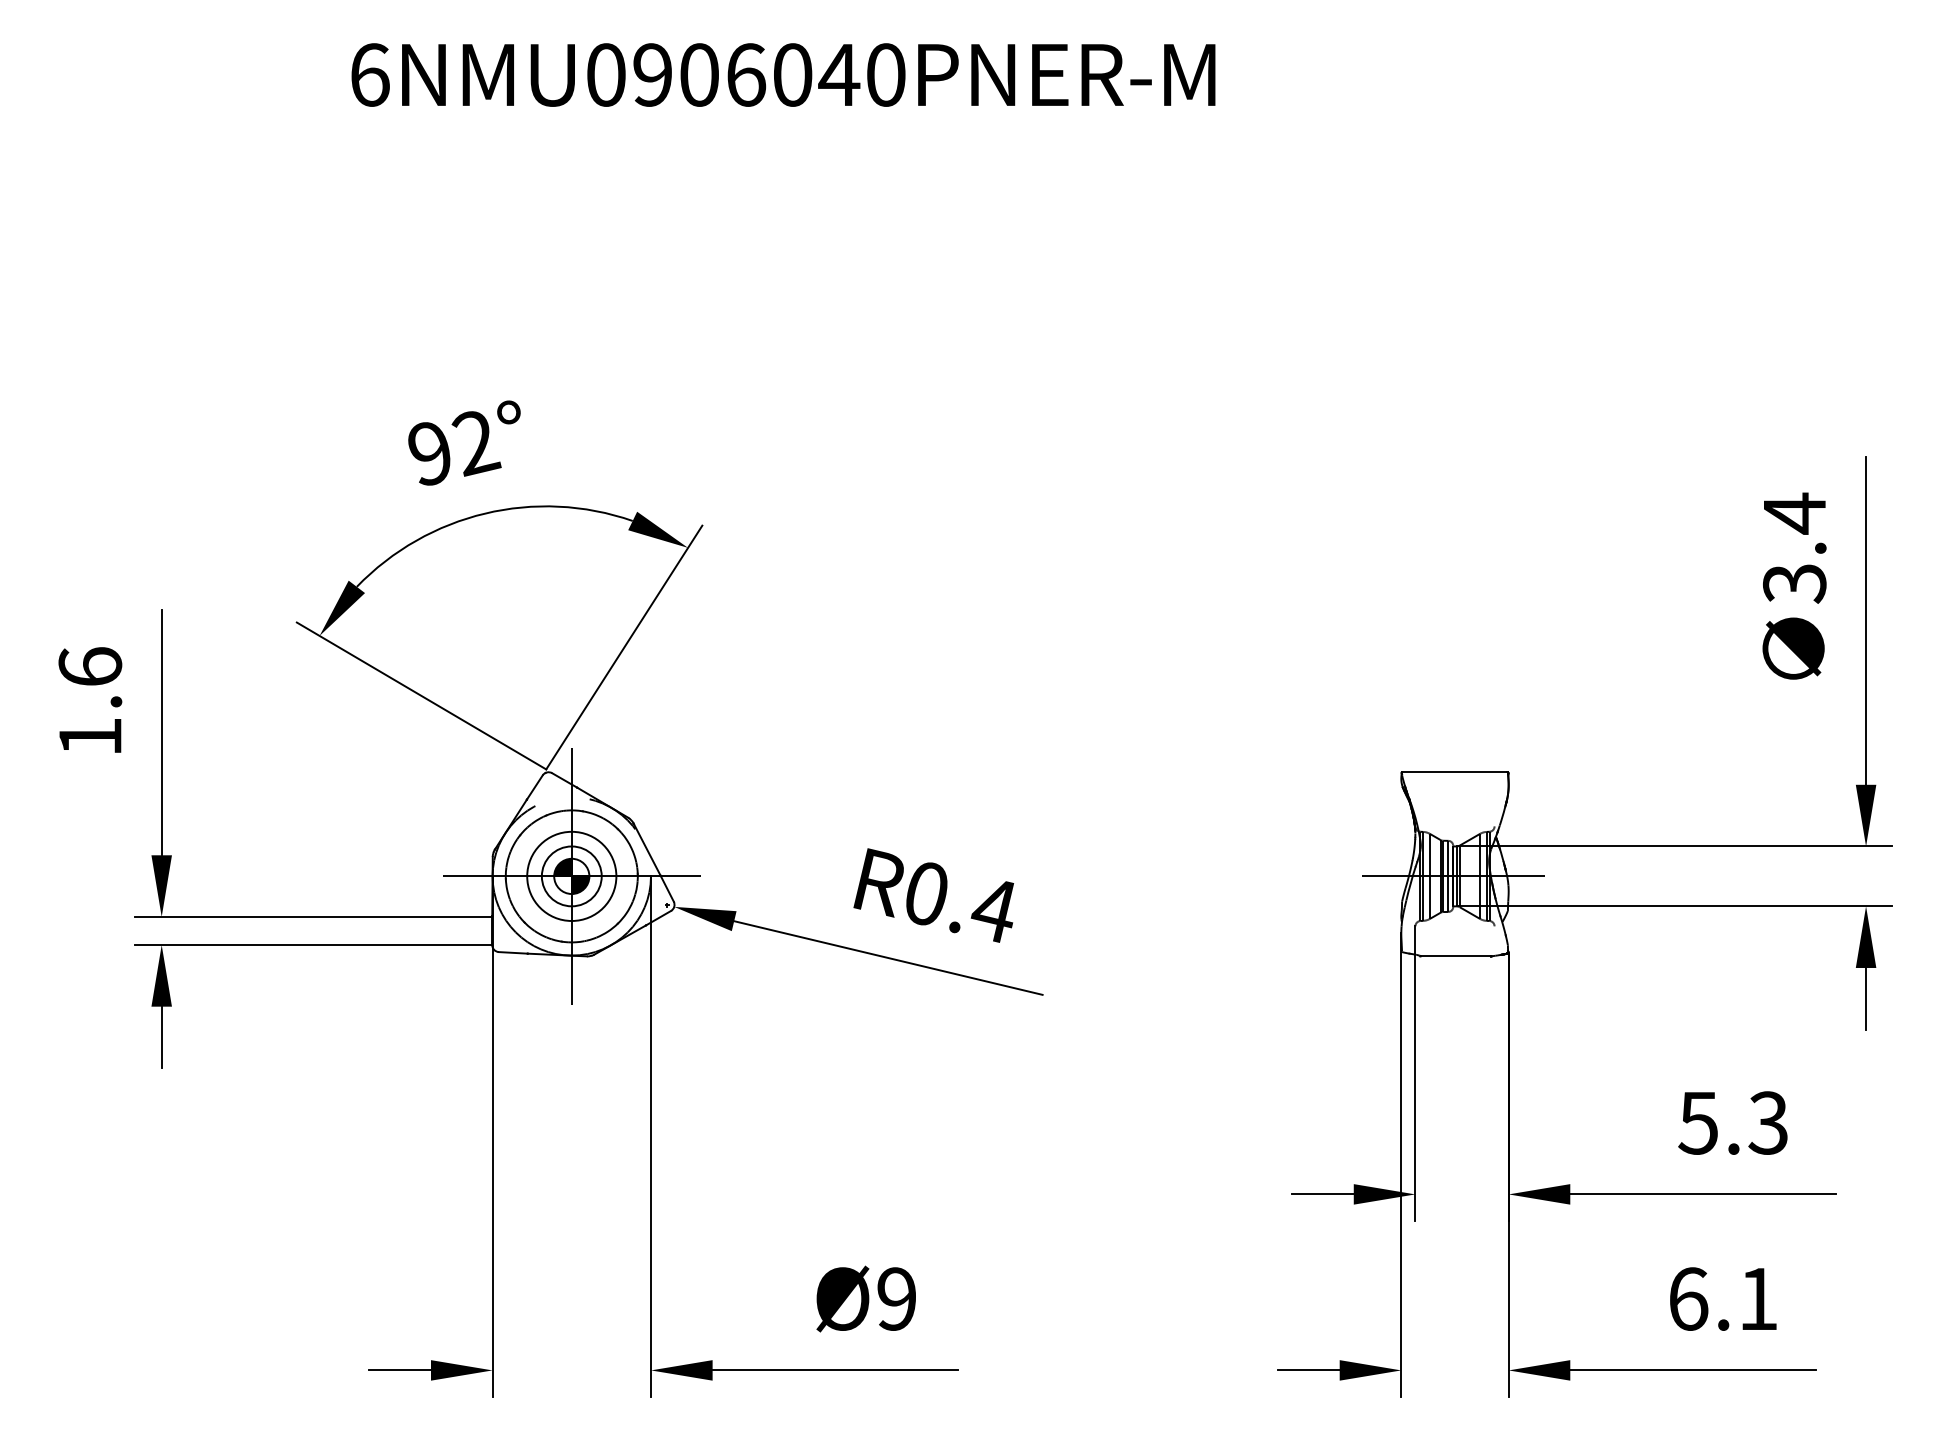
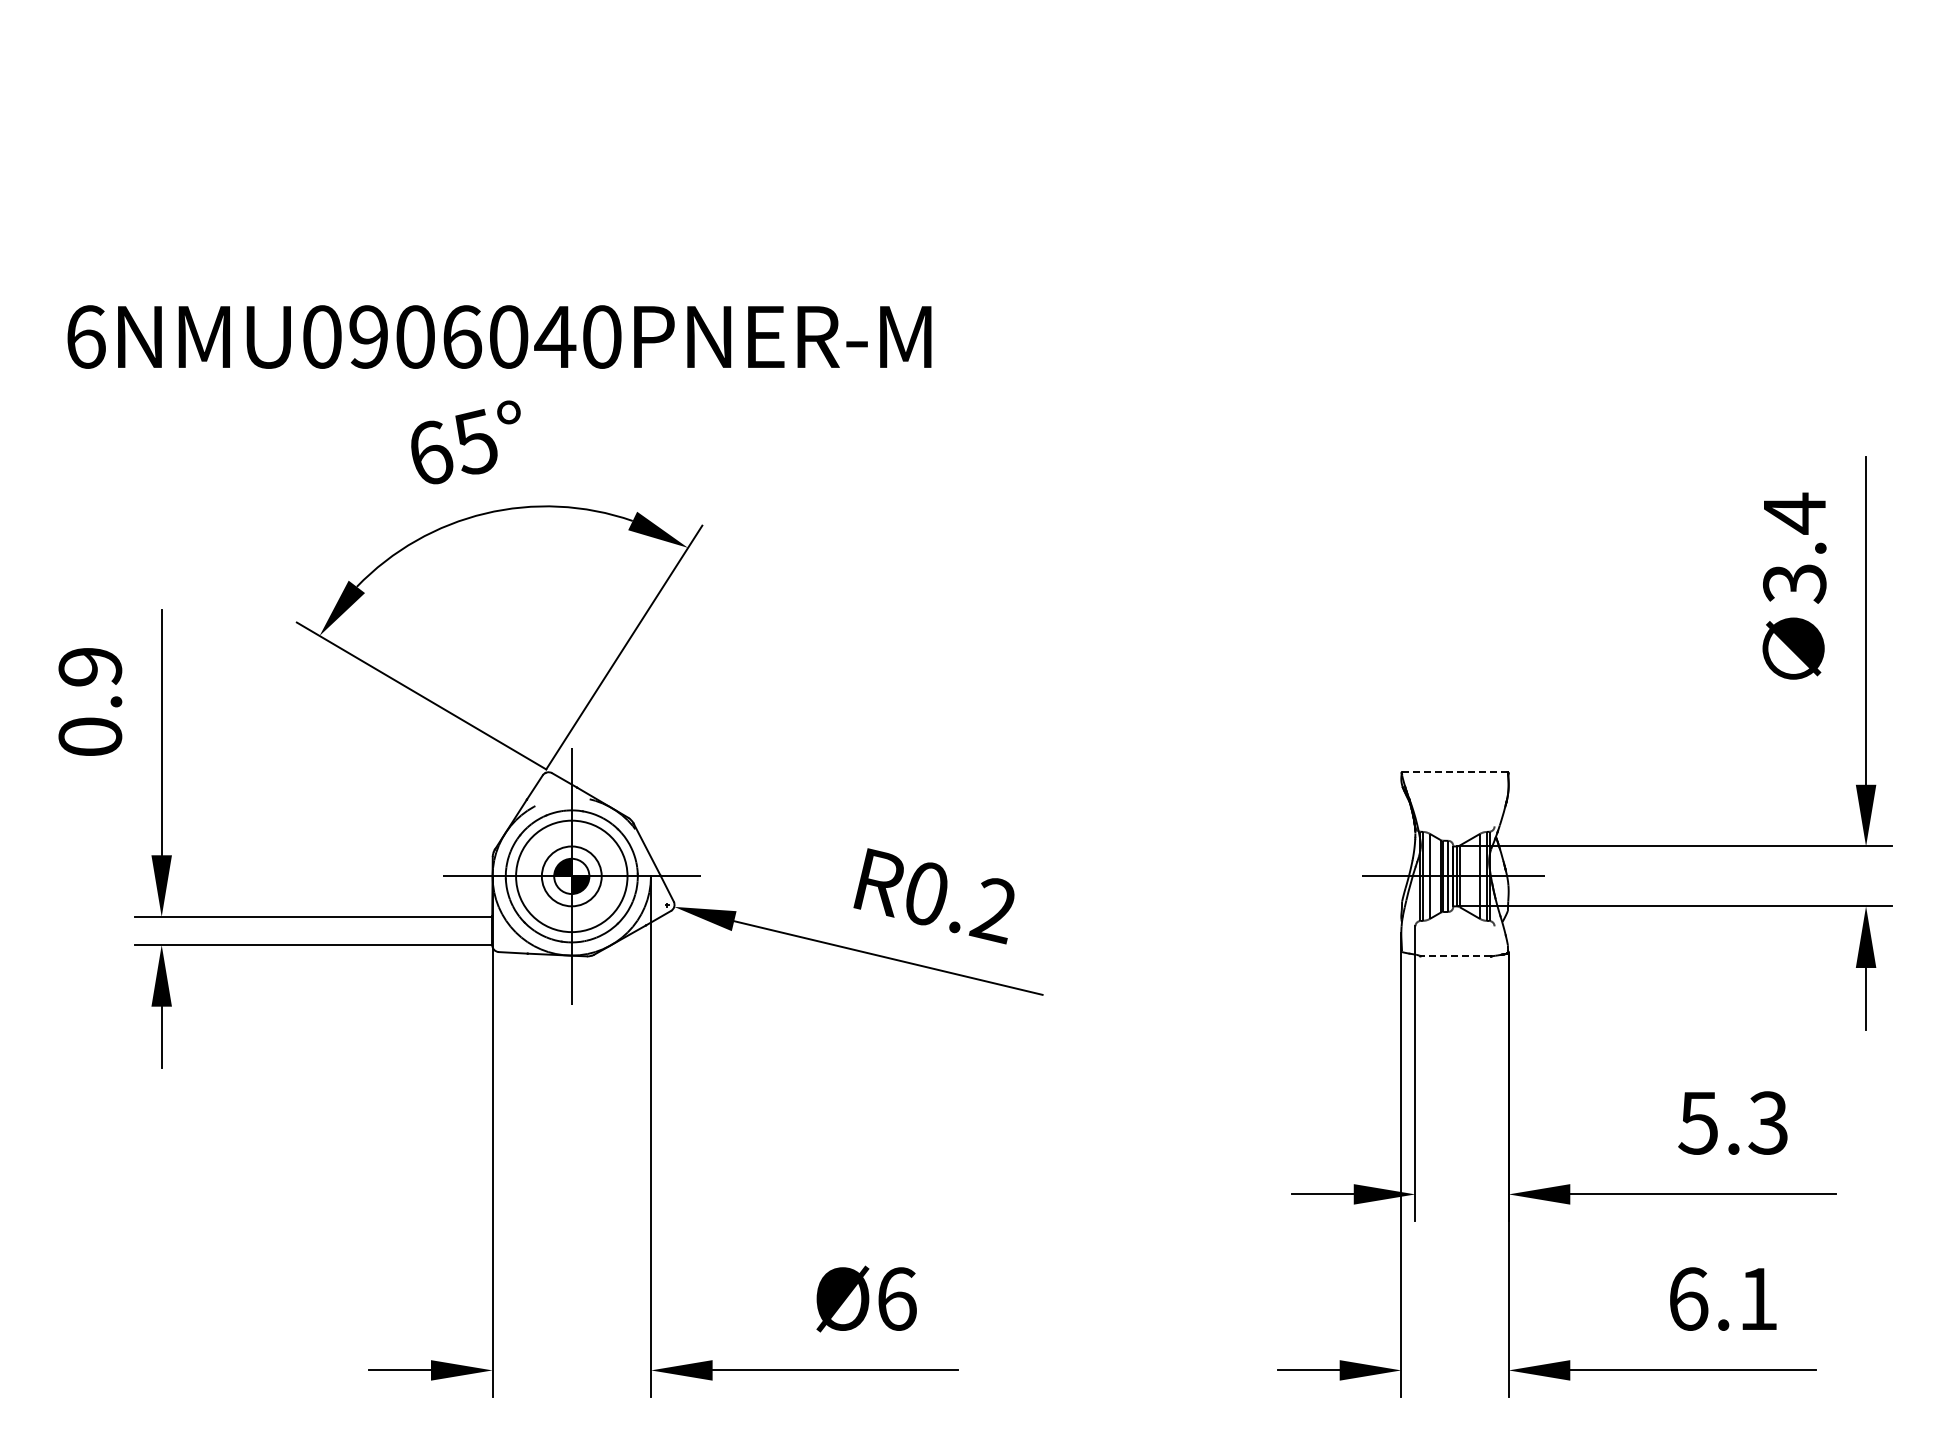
text position: (783, 74) -> (499, 336) (499, 336)
text: 92° -> 65° (454, 447)
text: 1.6 -> 0.9 (90, 701)
line: solid -> dashed (1454, 772)
circle diameter: 89 px -> 111 px (571, 876)
text: R0.4 -> R0.2 (991, 911)
line: solid -> dashed (1455, 956)
text: Ø9 -> Ø6 (896, 1298)
